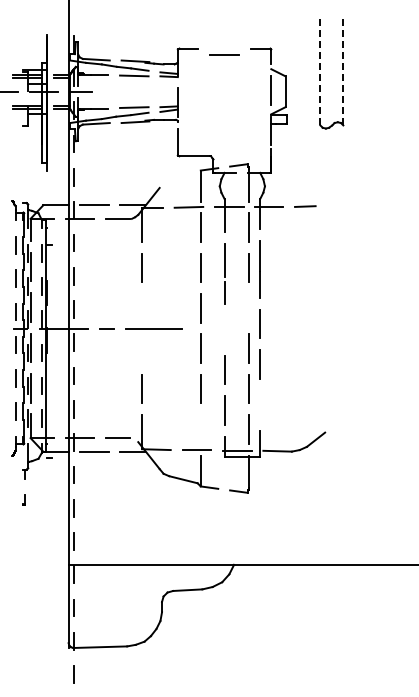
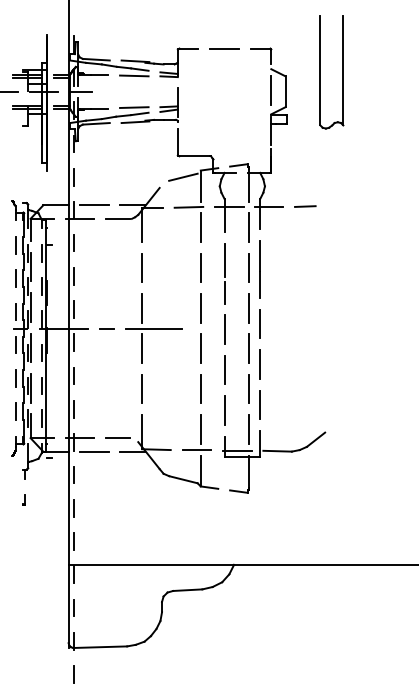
line position: (224, 54) -> (224, 48) (224, 48)
line: dashed -> solid (320, 70)
line: dashed -> solid (343, 70)
line: none -> present (183, 176)
line: none -> present (142, 308)
line: none -> present (249, 308)
line: none -> present (224, 329)
line: none -> present (142, 348)
line: none -> present (260, 404)
line: none -> present (200, 429)
